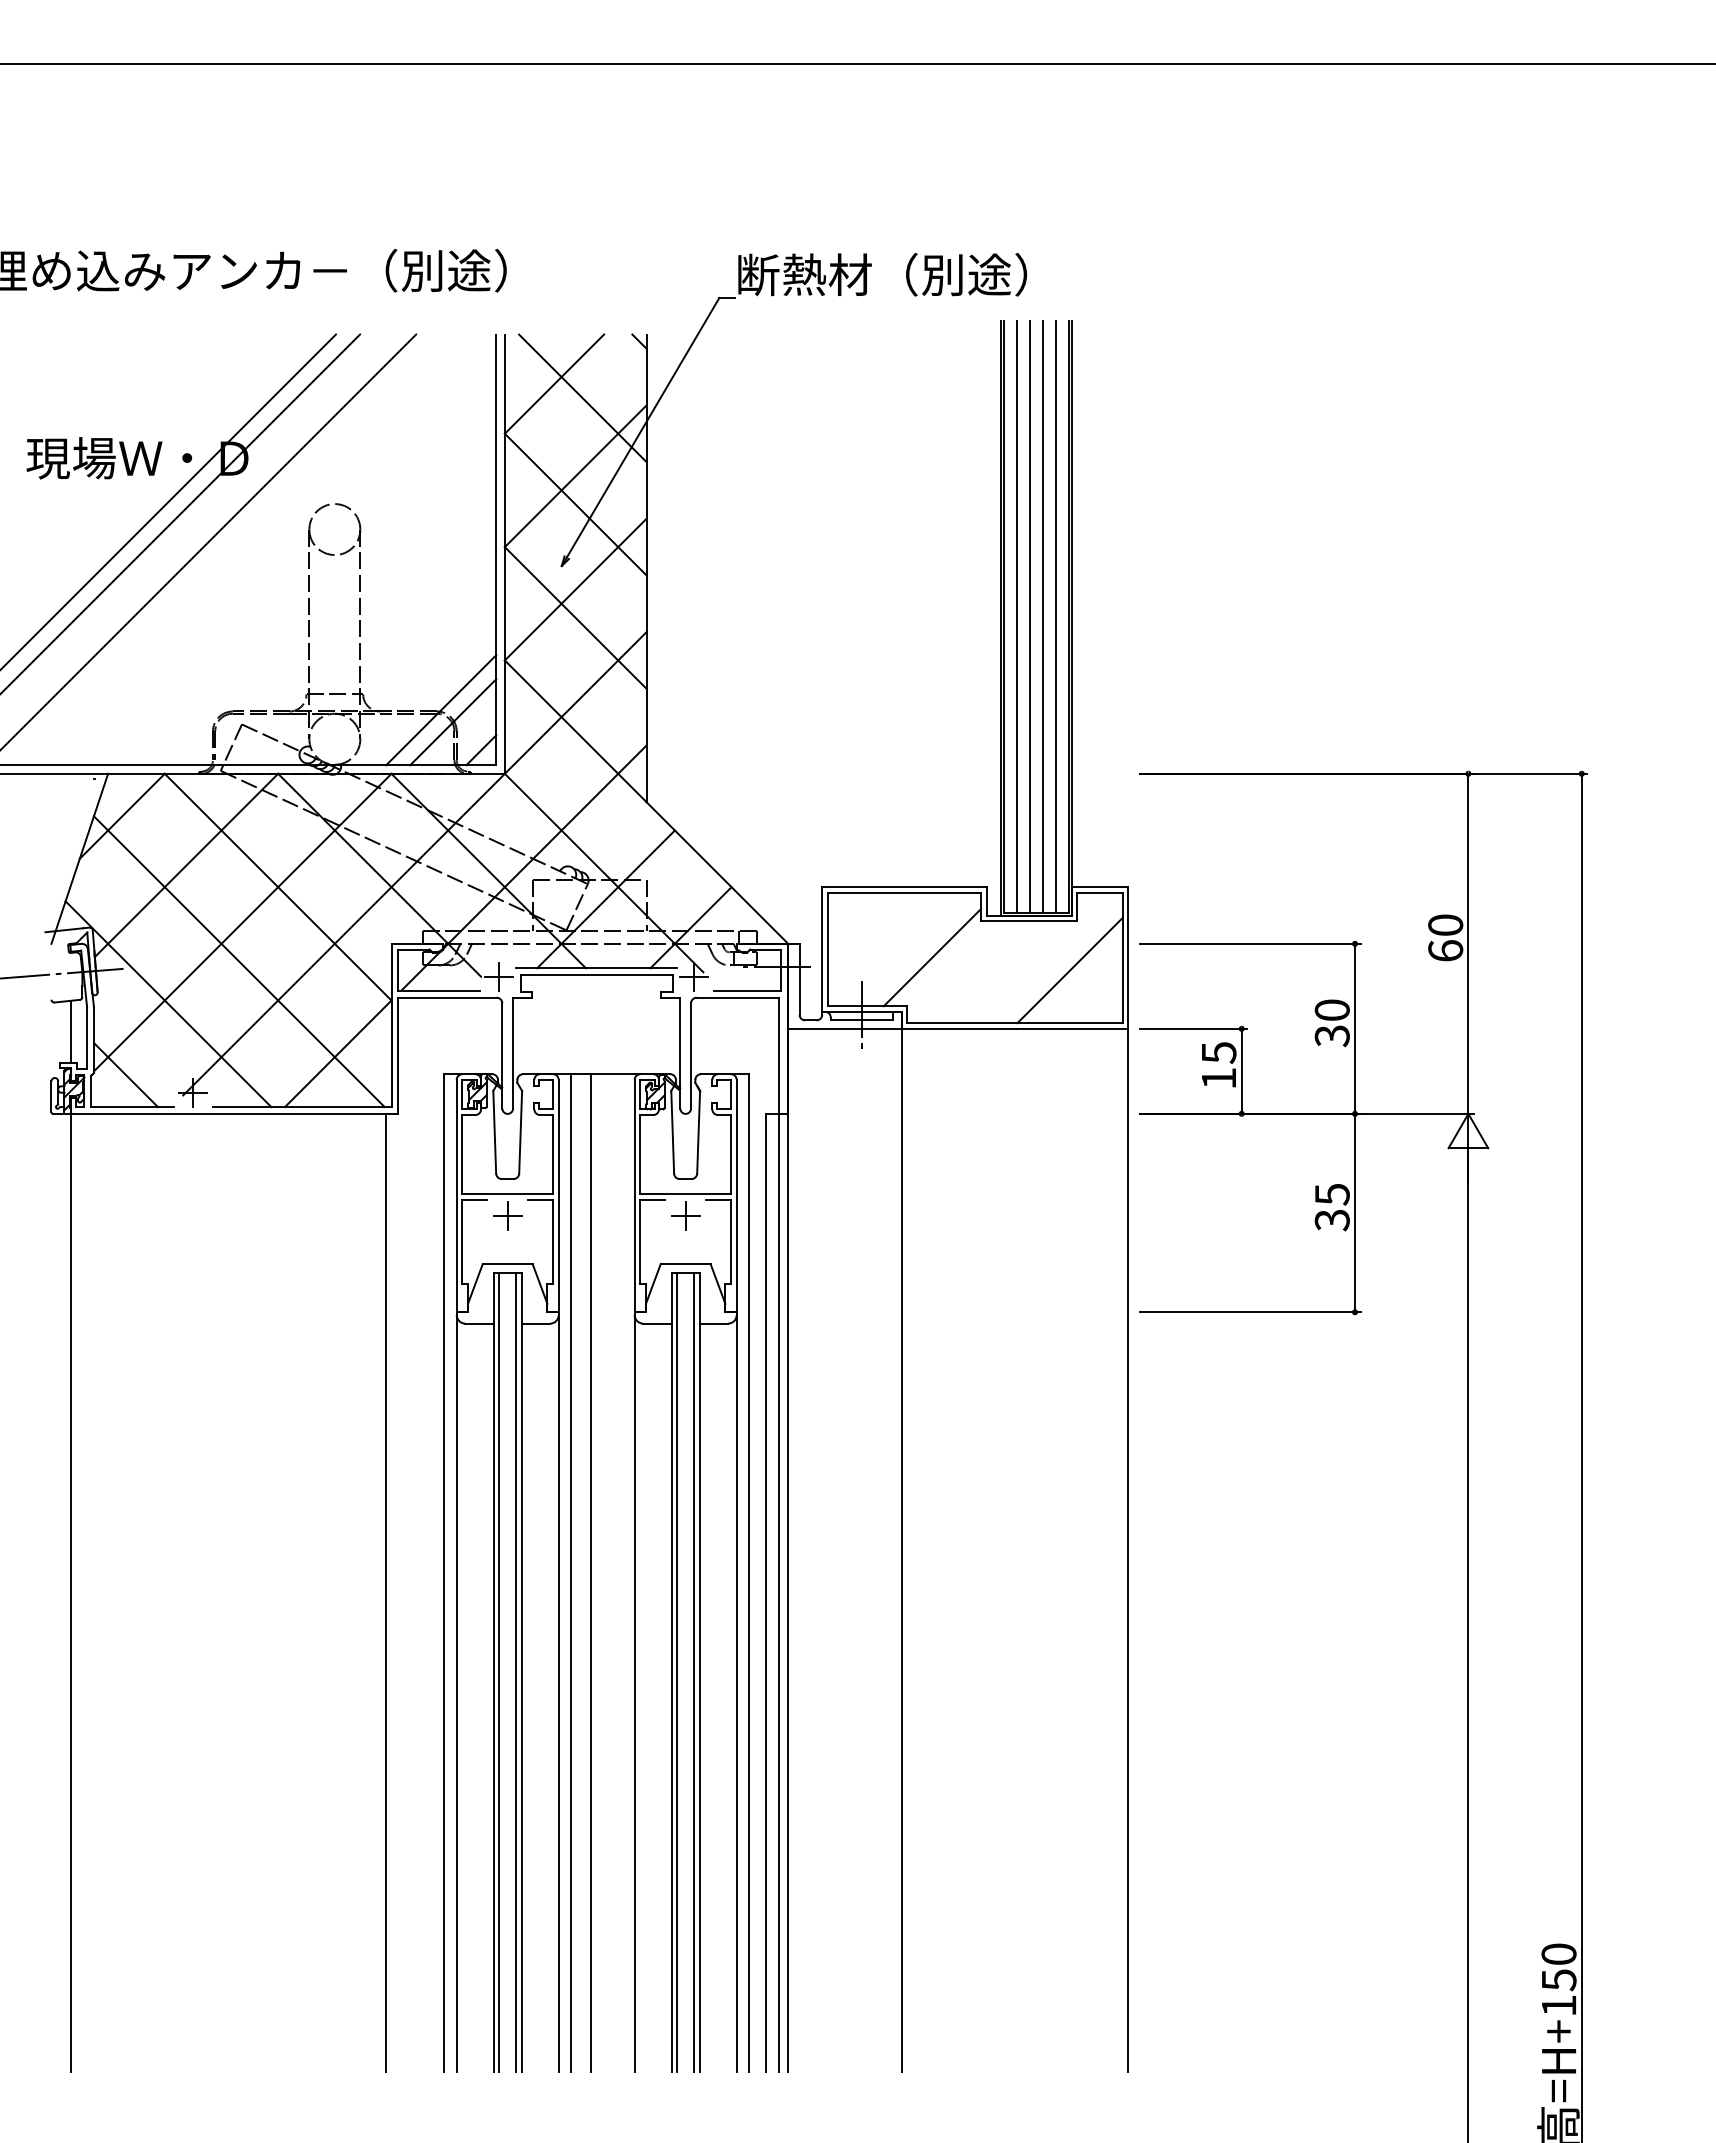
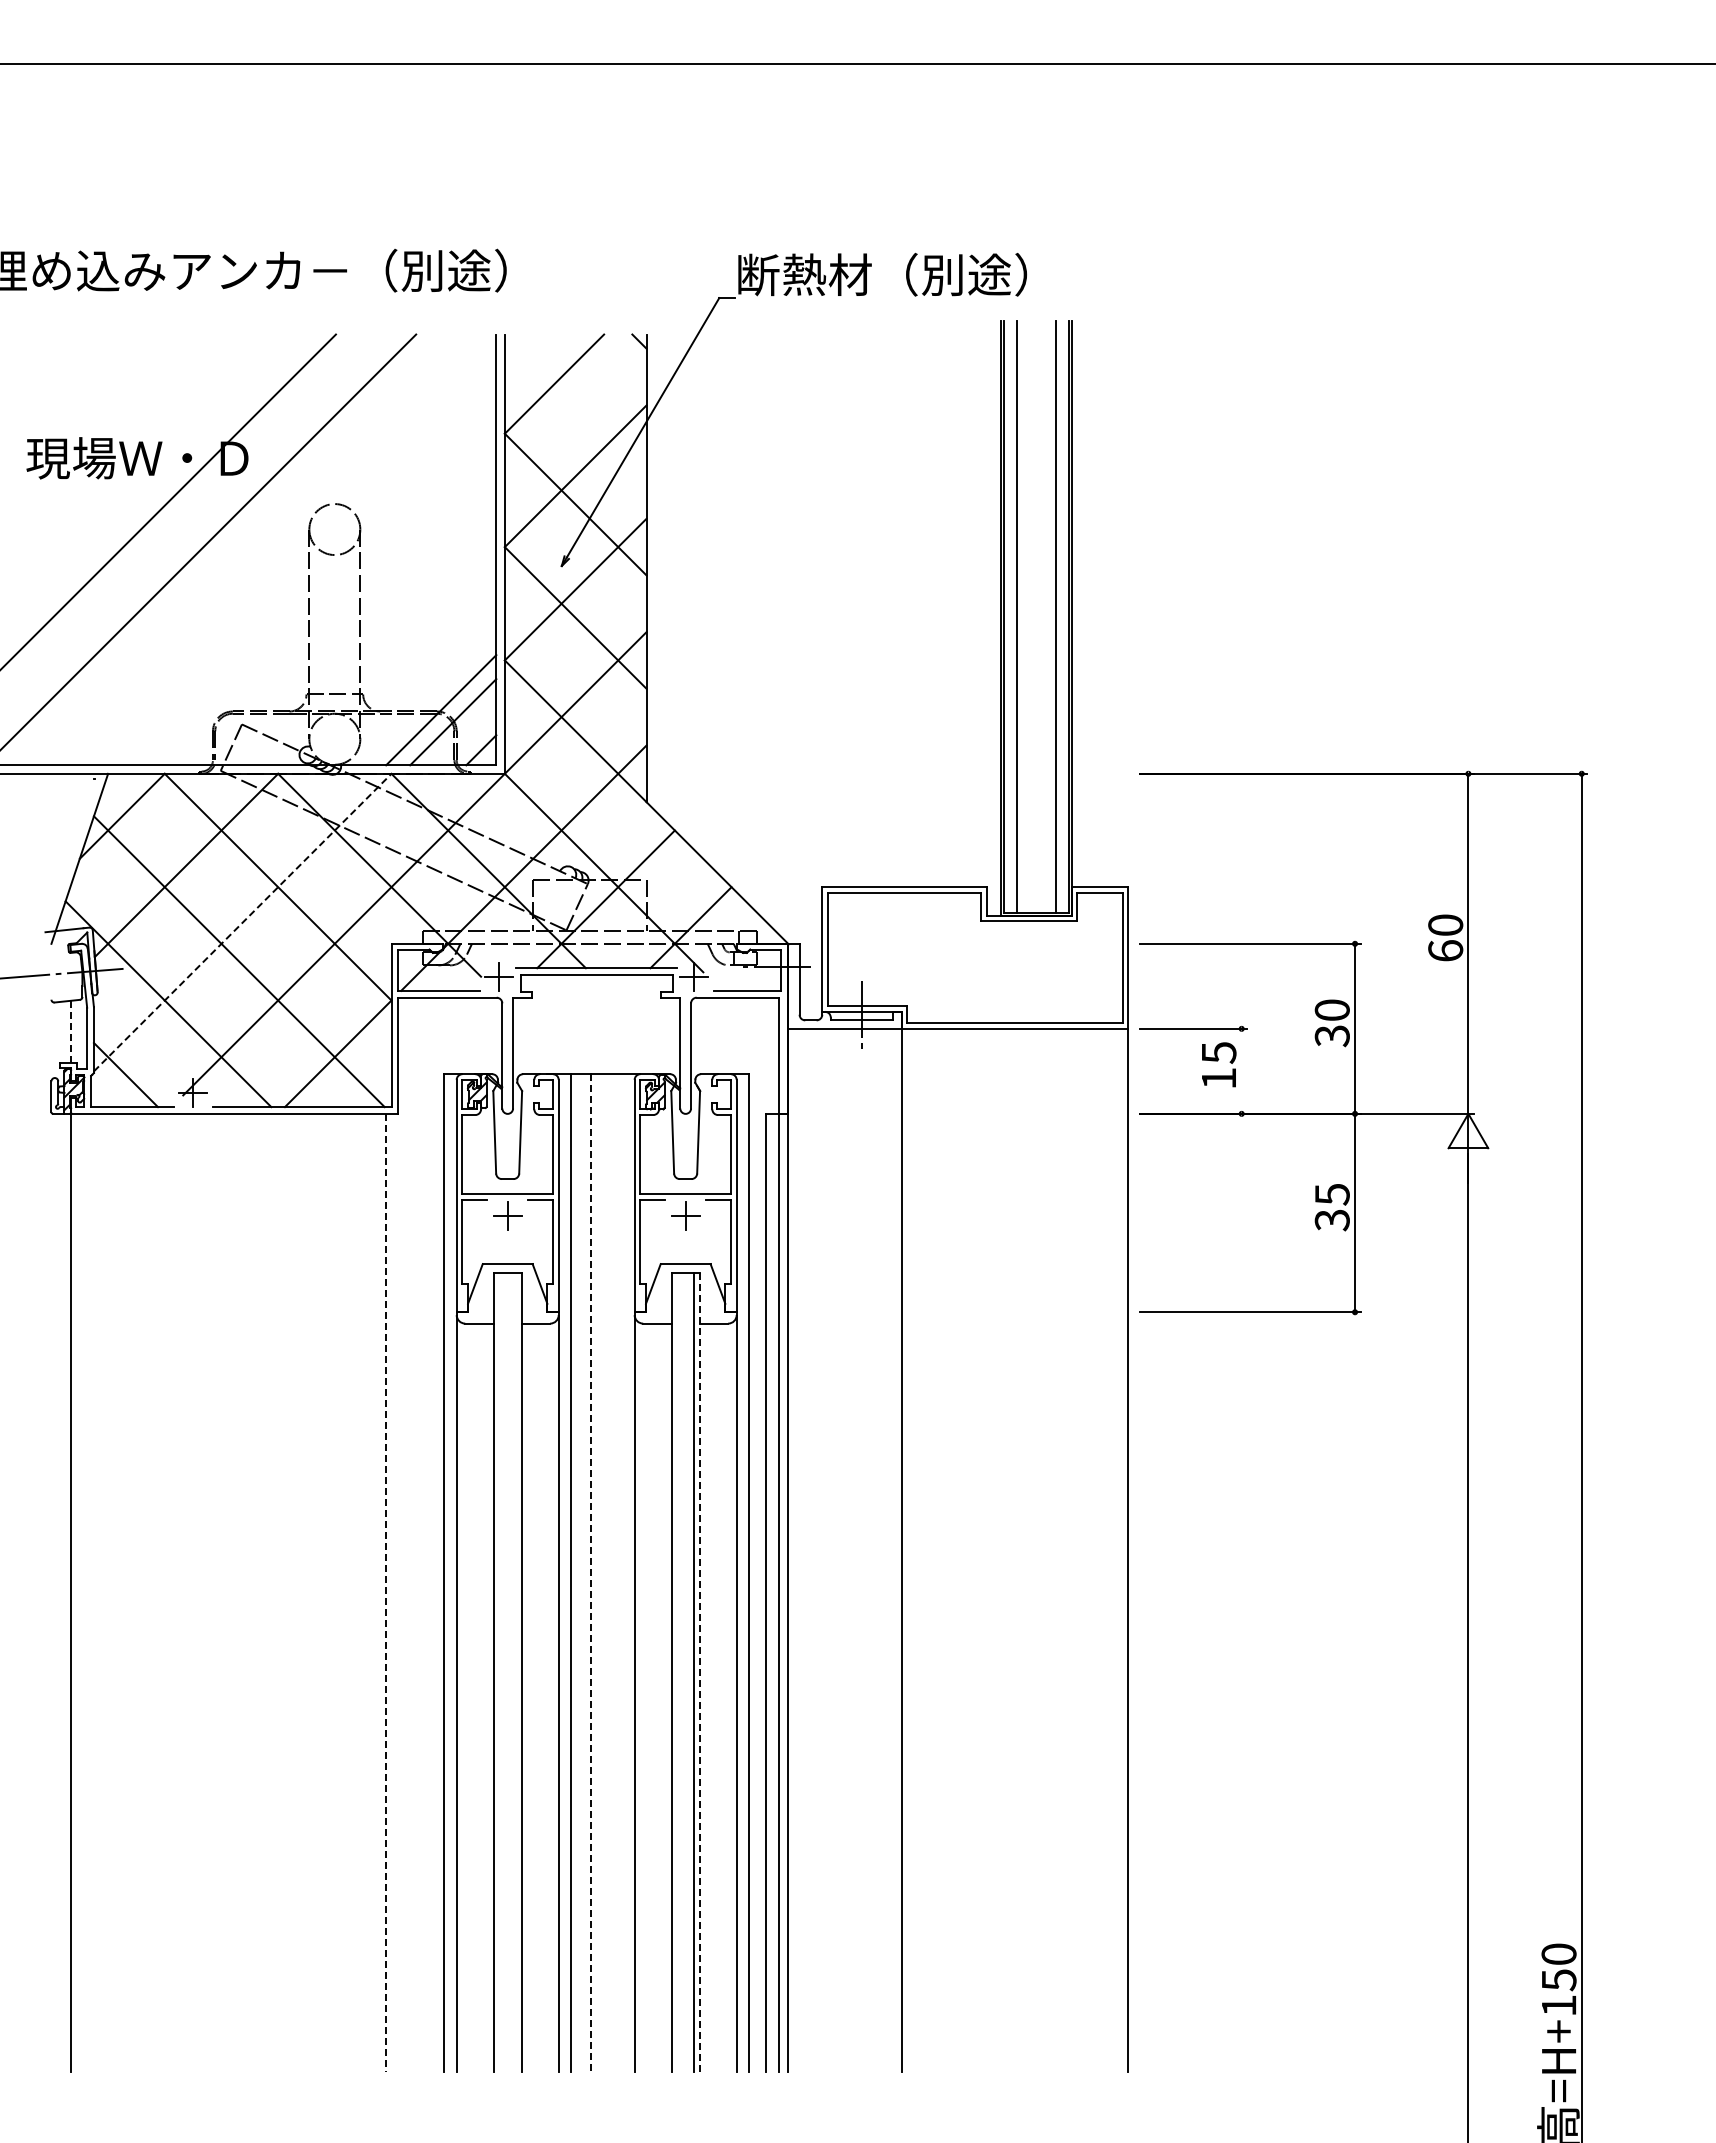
line: present -> none (582, 398)
line: present -> none (181, 513)
line: present -> none (1029, 616)
line: present -> none (1042, 616)
line: solid -> dashed (243, 922)
line: present -> none (931, 957)
line: present -> none (1069, 970)
line: solid -> dashed (71, 1032)
line: present -> none (1241, 1070)
line: solid -> dashed (591, 1572)
line: solid -> dashed (386, 1592)
line: present -> none (499, 1671)
line: present -> none (516, 1671)
line: present -> none (677, 1671)
line: solid -> dashed (699, 1672)
